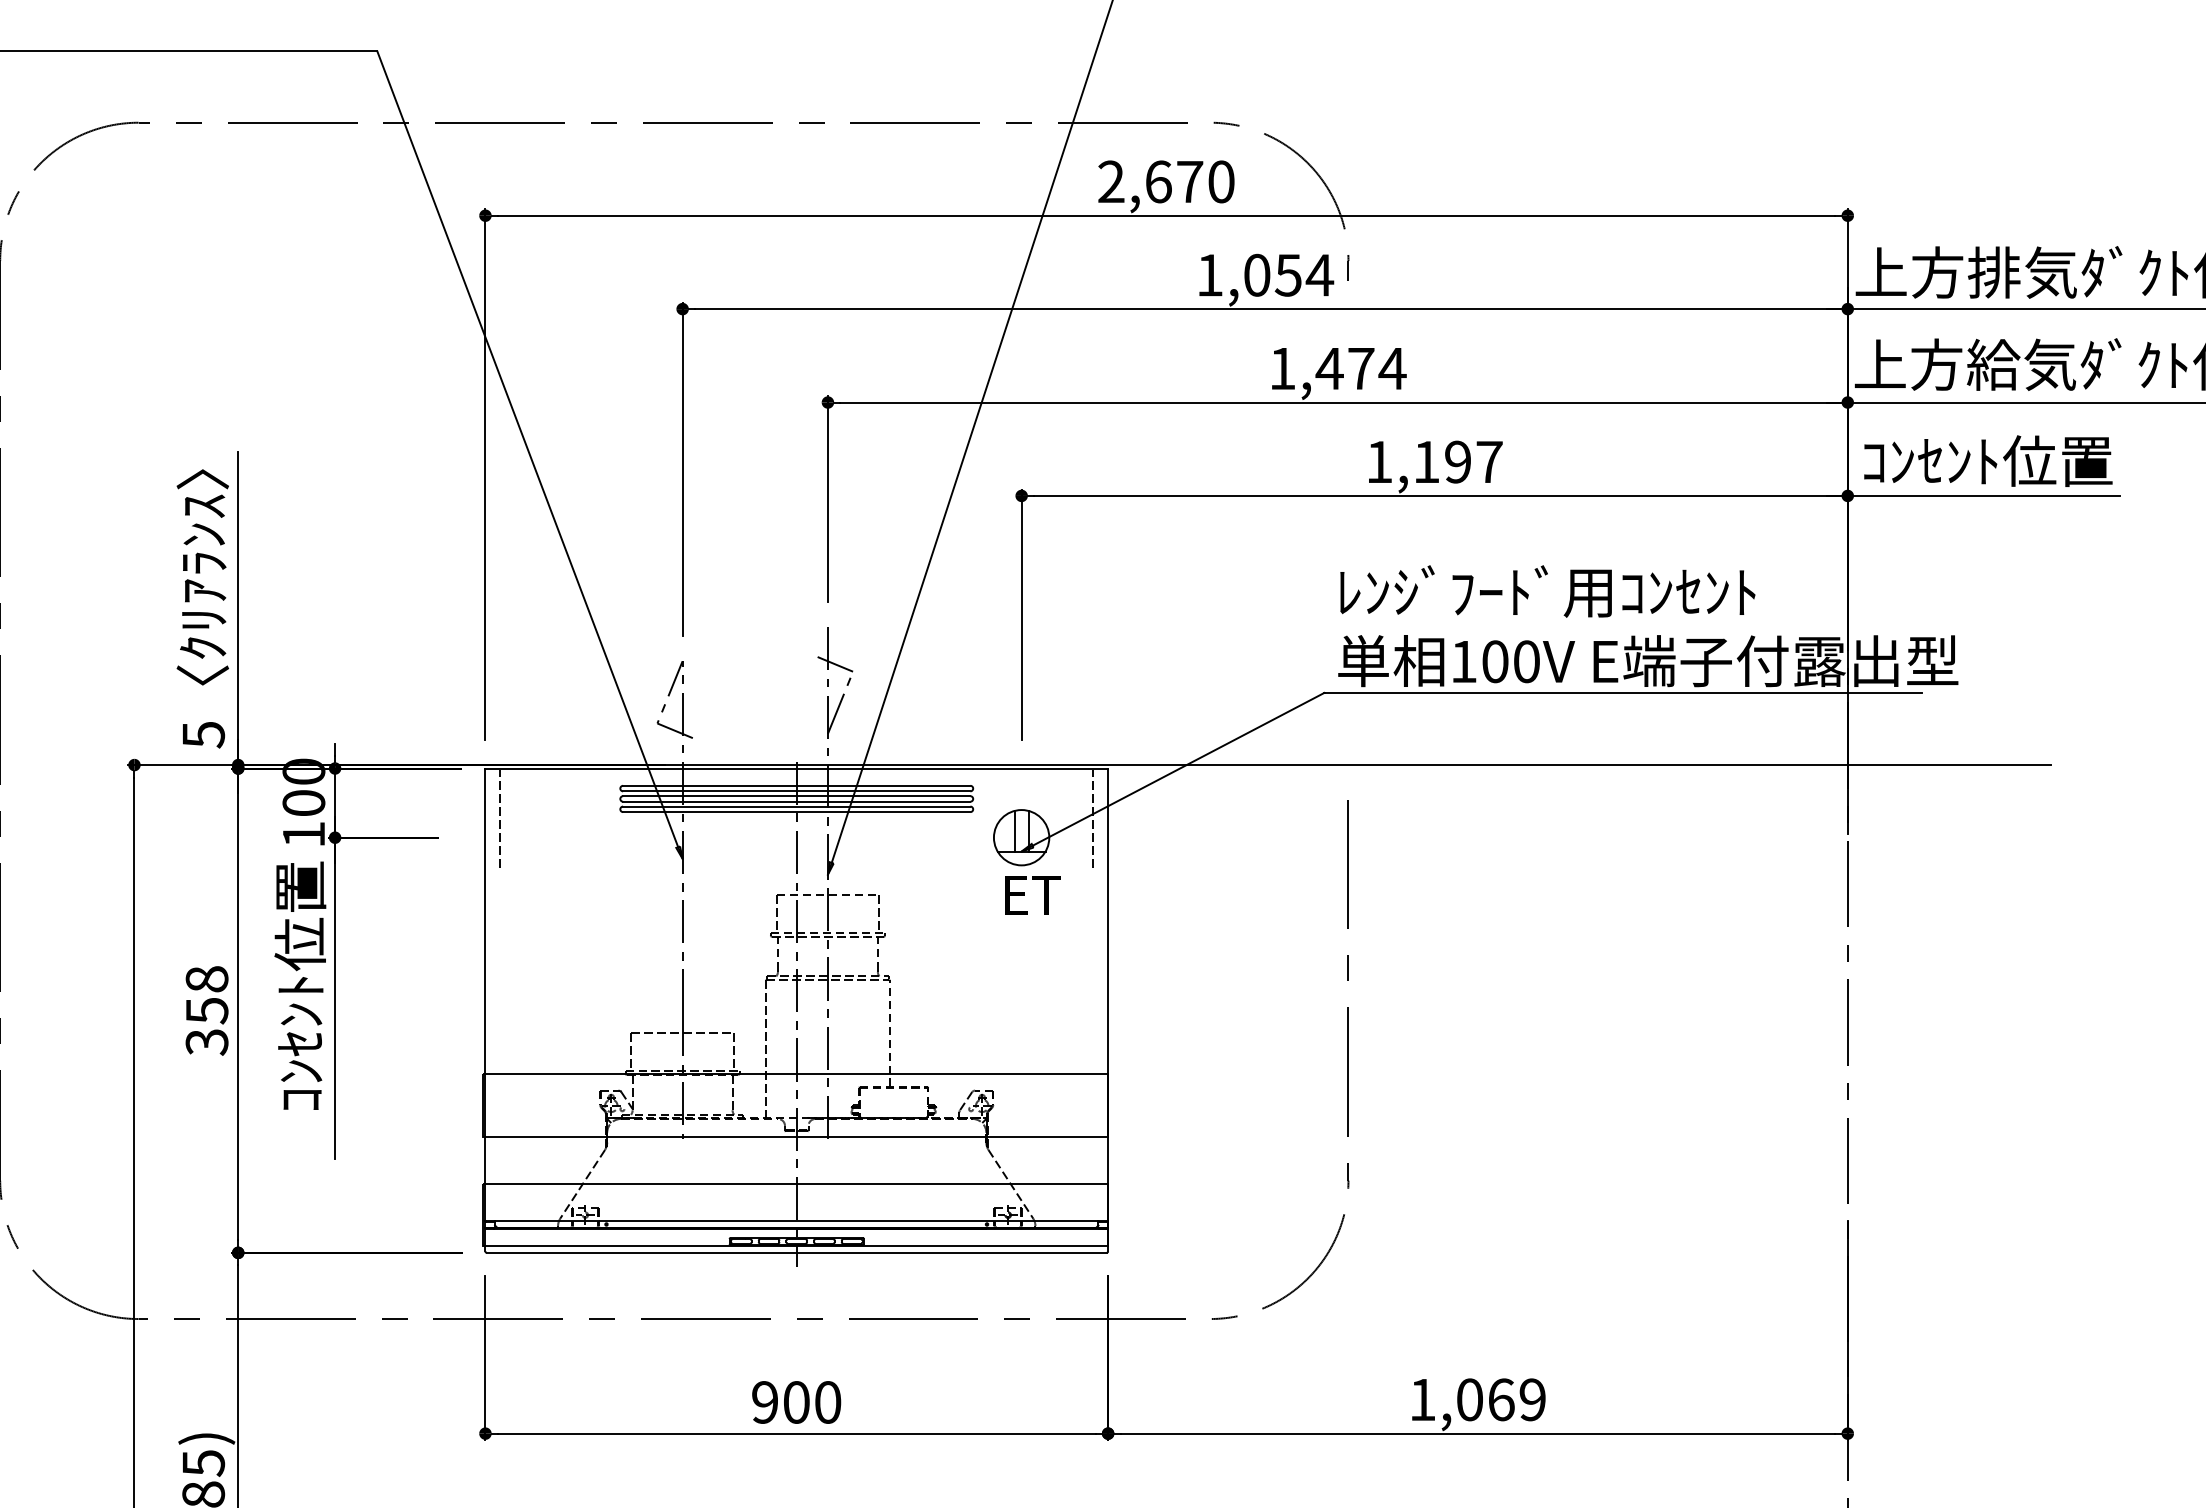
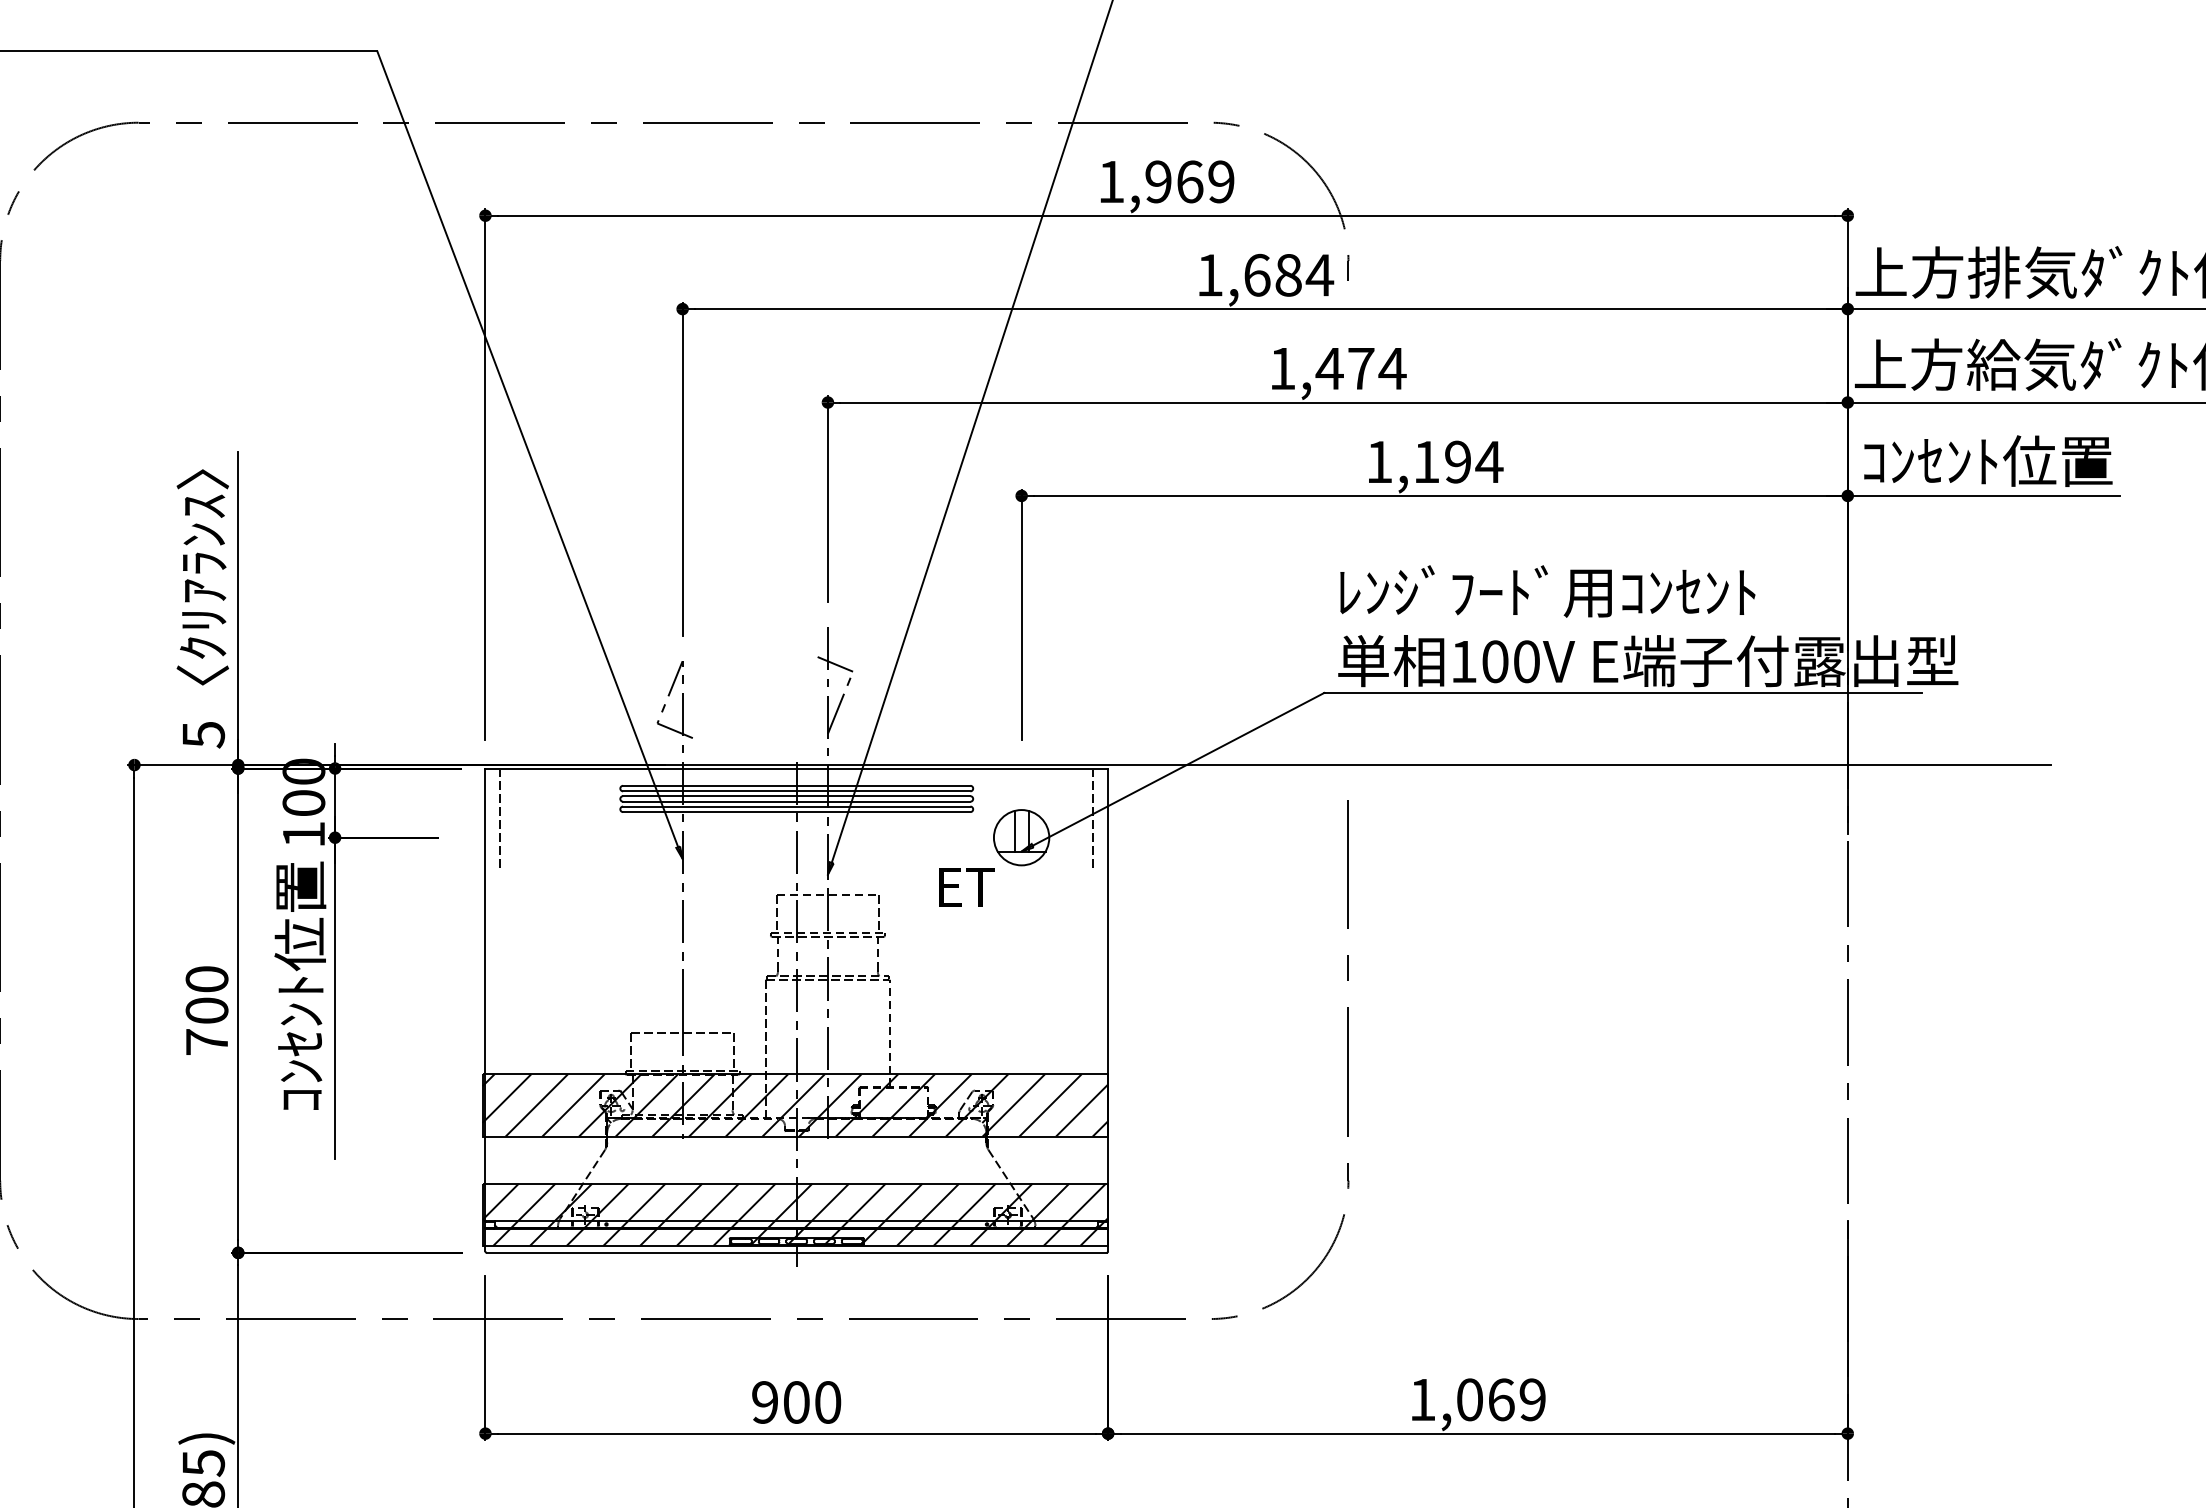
text: 2,670 -> 1,969 (1166, 181)
text: 1,054 -> 1,684 (1272, 274)
text: 1,197 -> 1,194 (1489, 461)
text position: (1032, 895) -> (966, 887) (966, 887)
text: 358 -> 700 (206, 1010)
hatch: none -> present (795, 1105)
hatch: none -> present (795, 1214)
